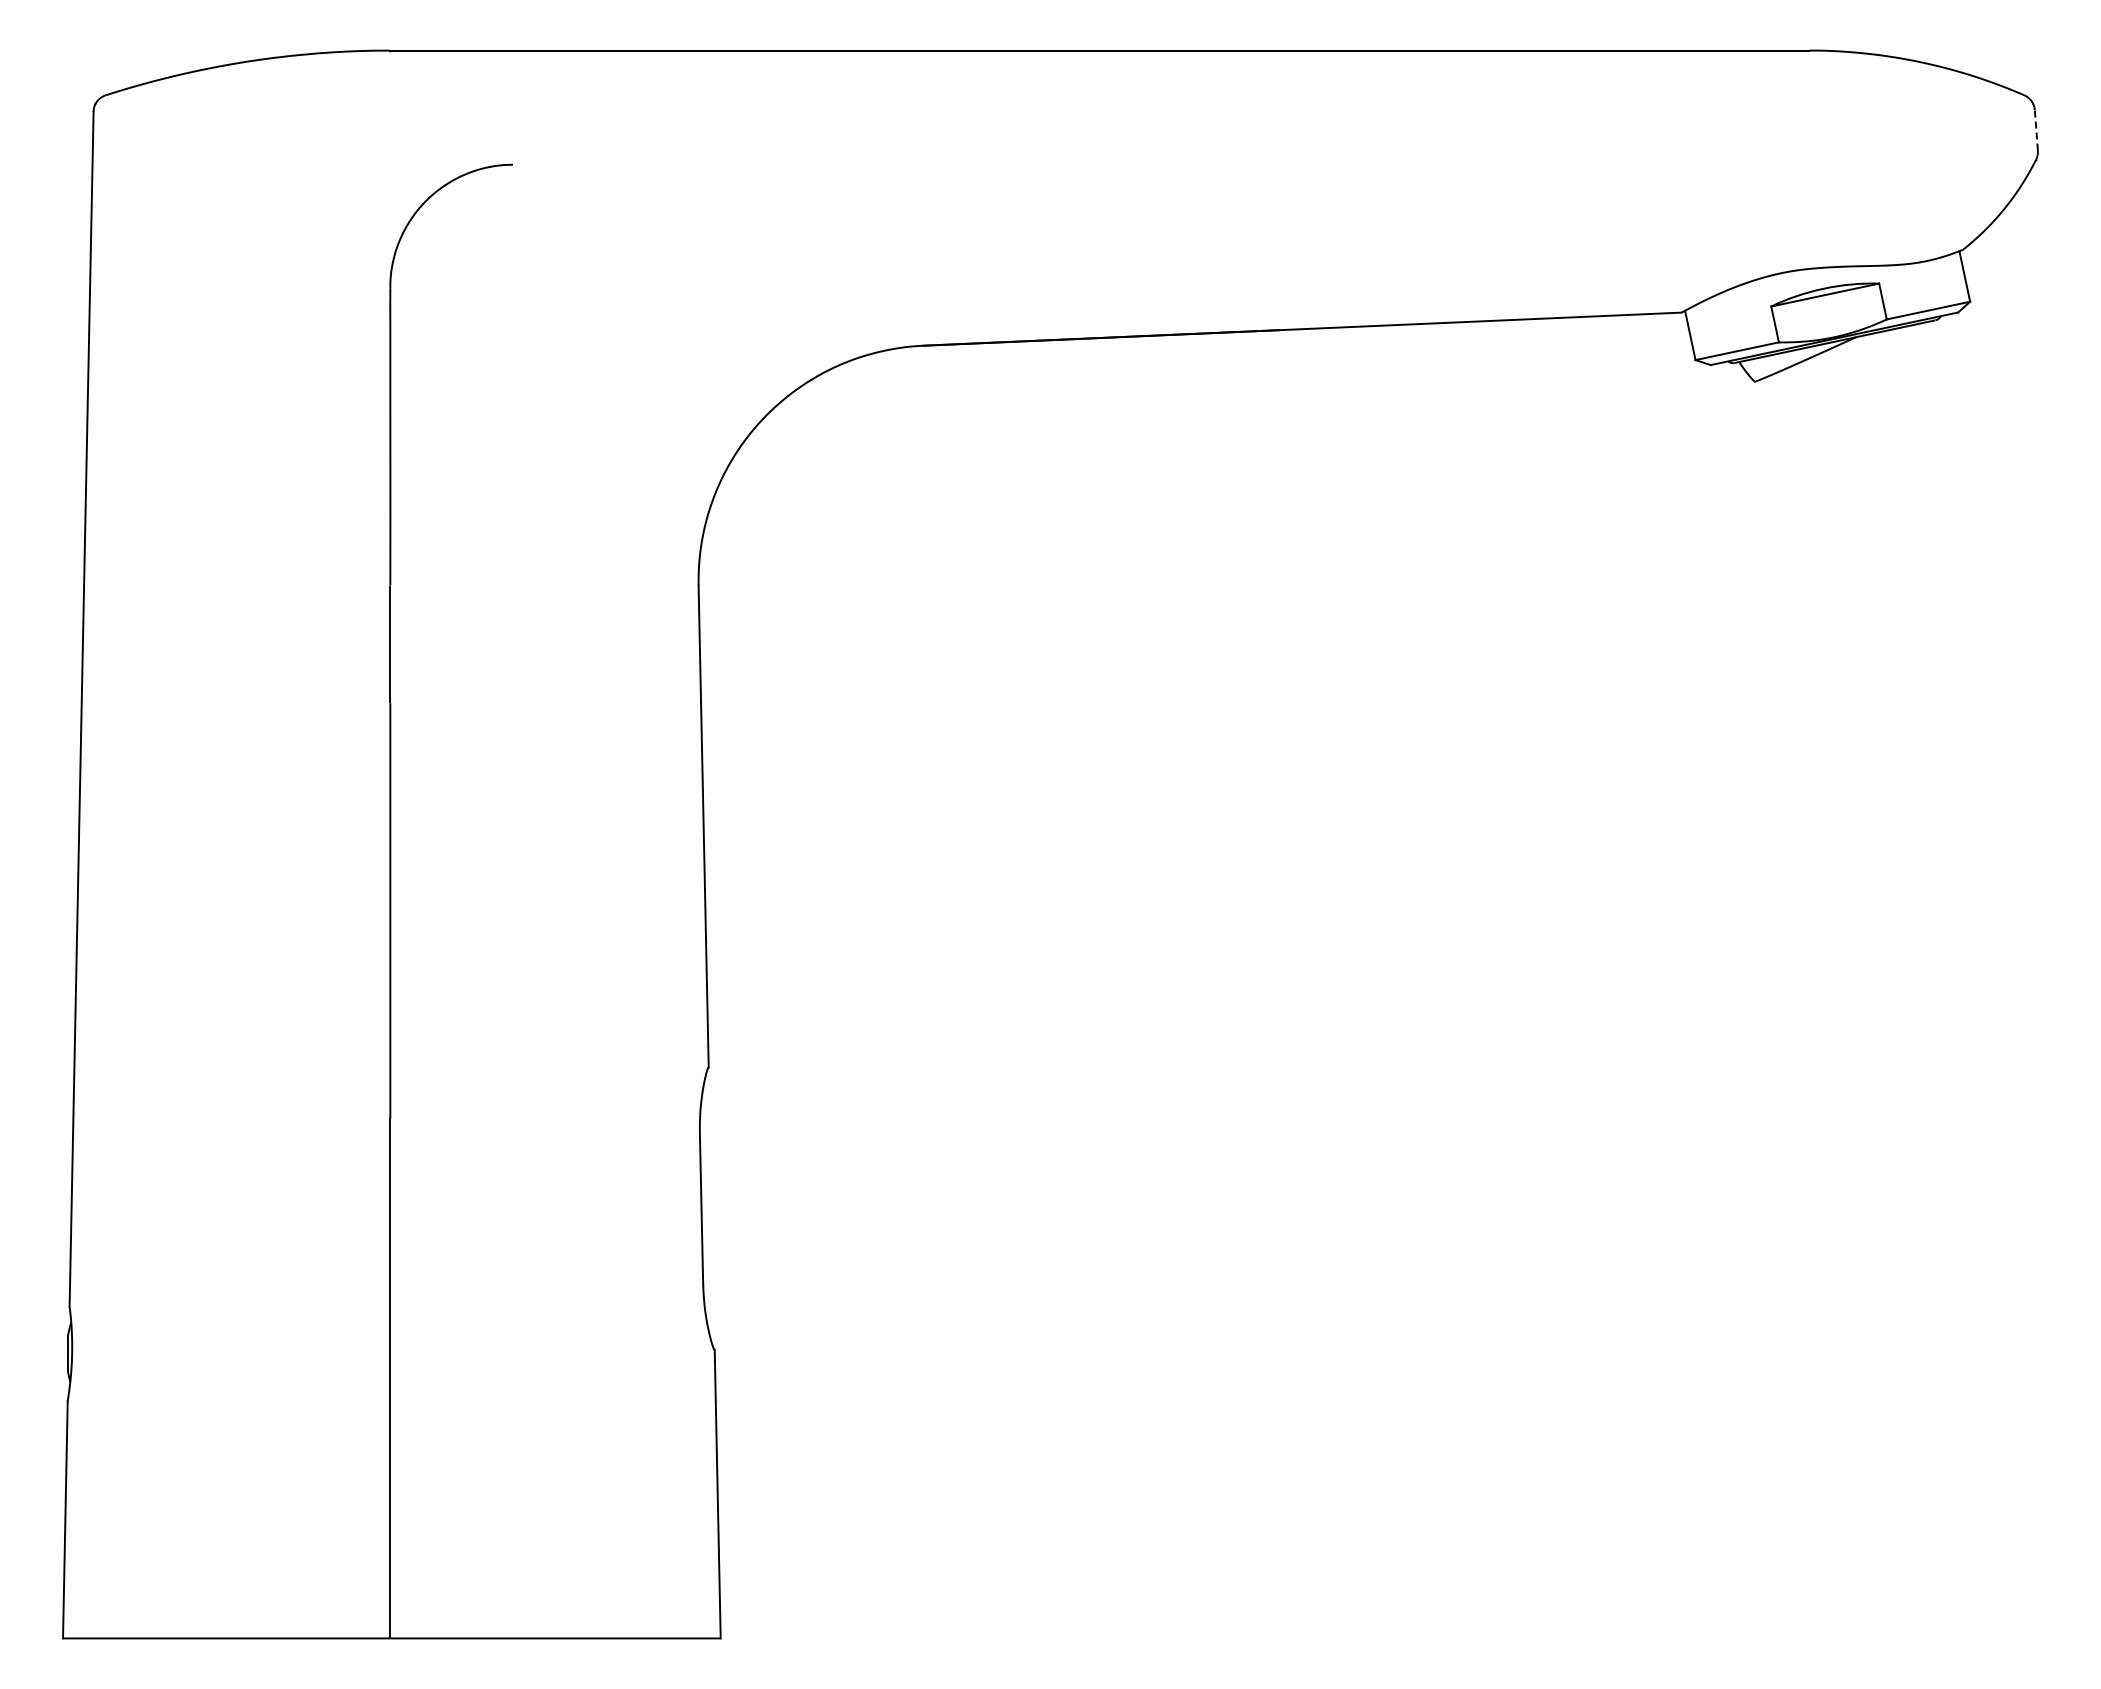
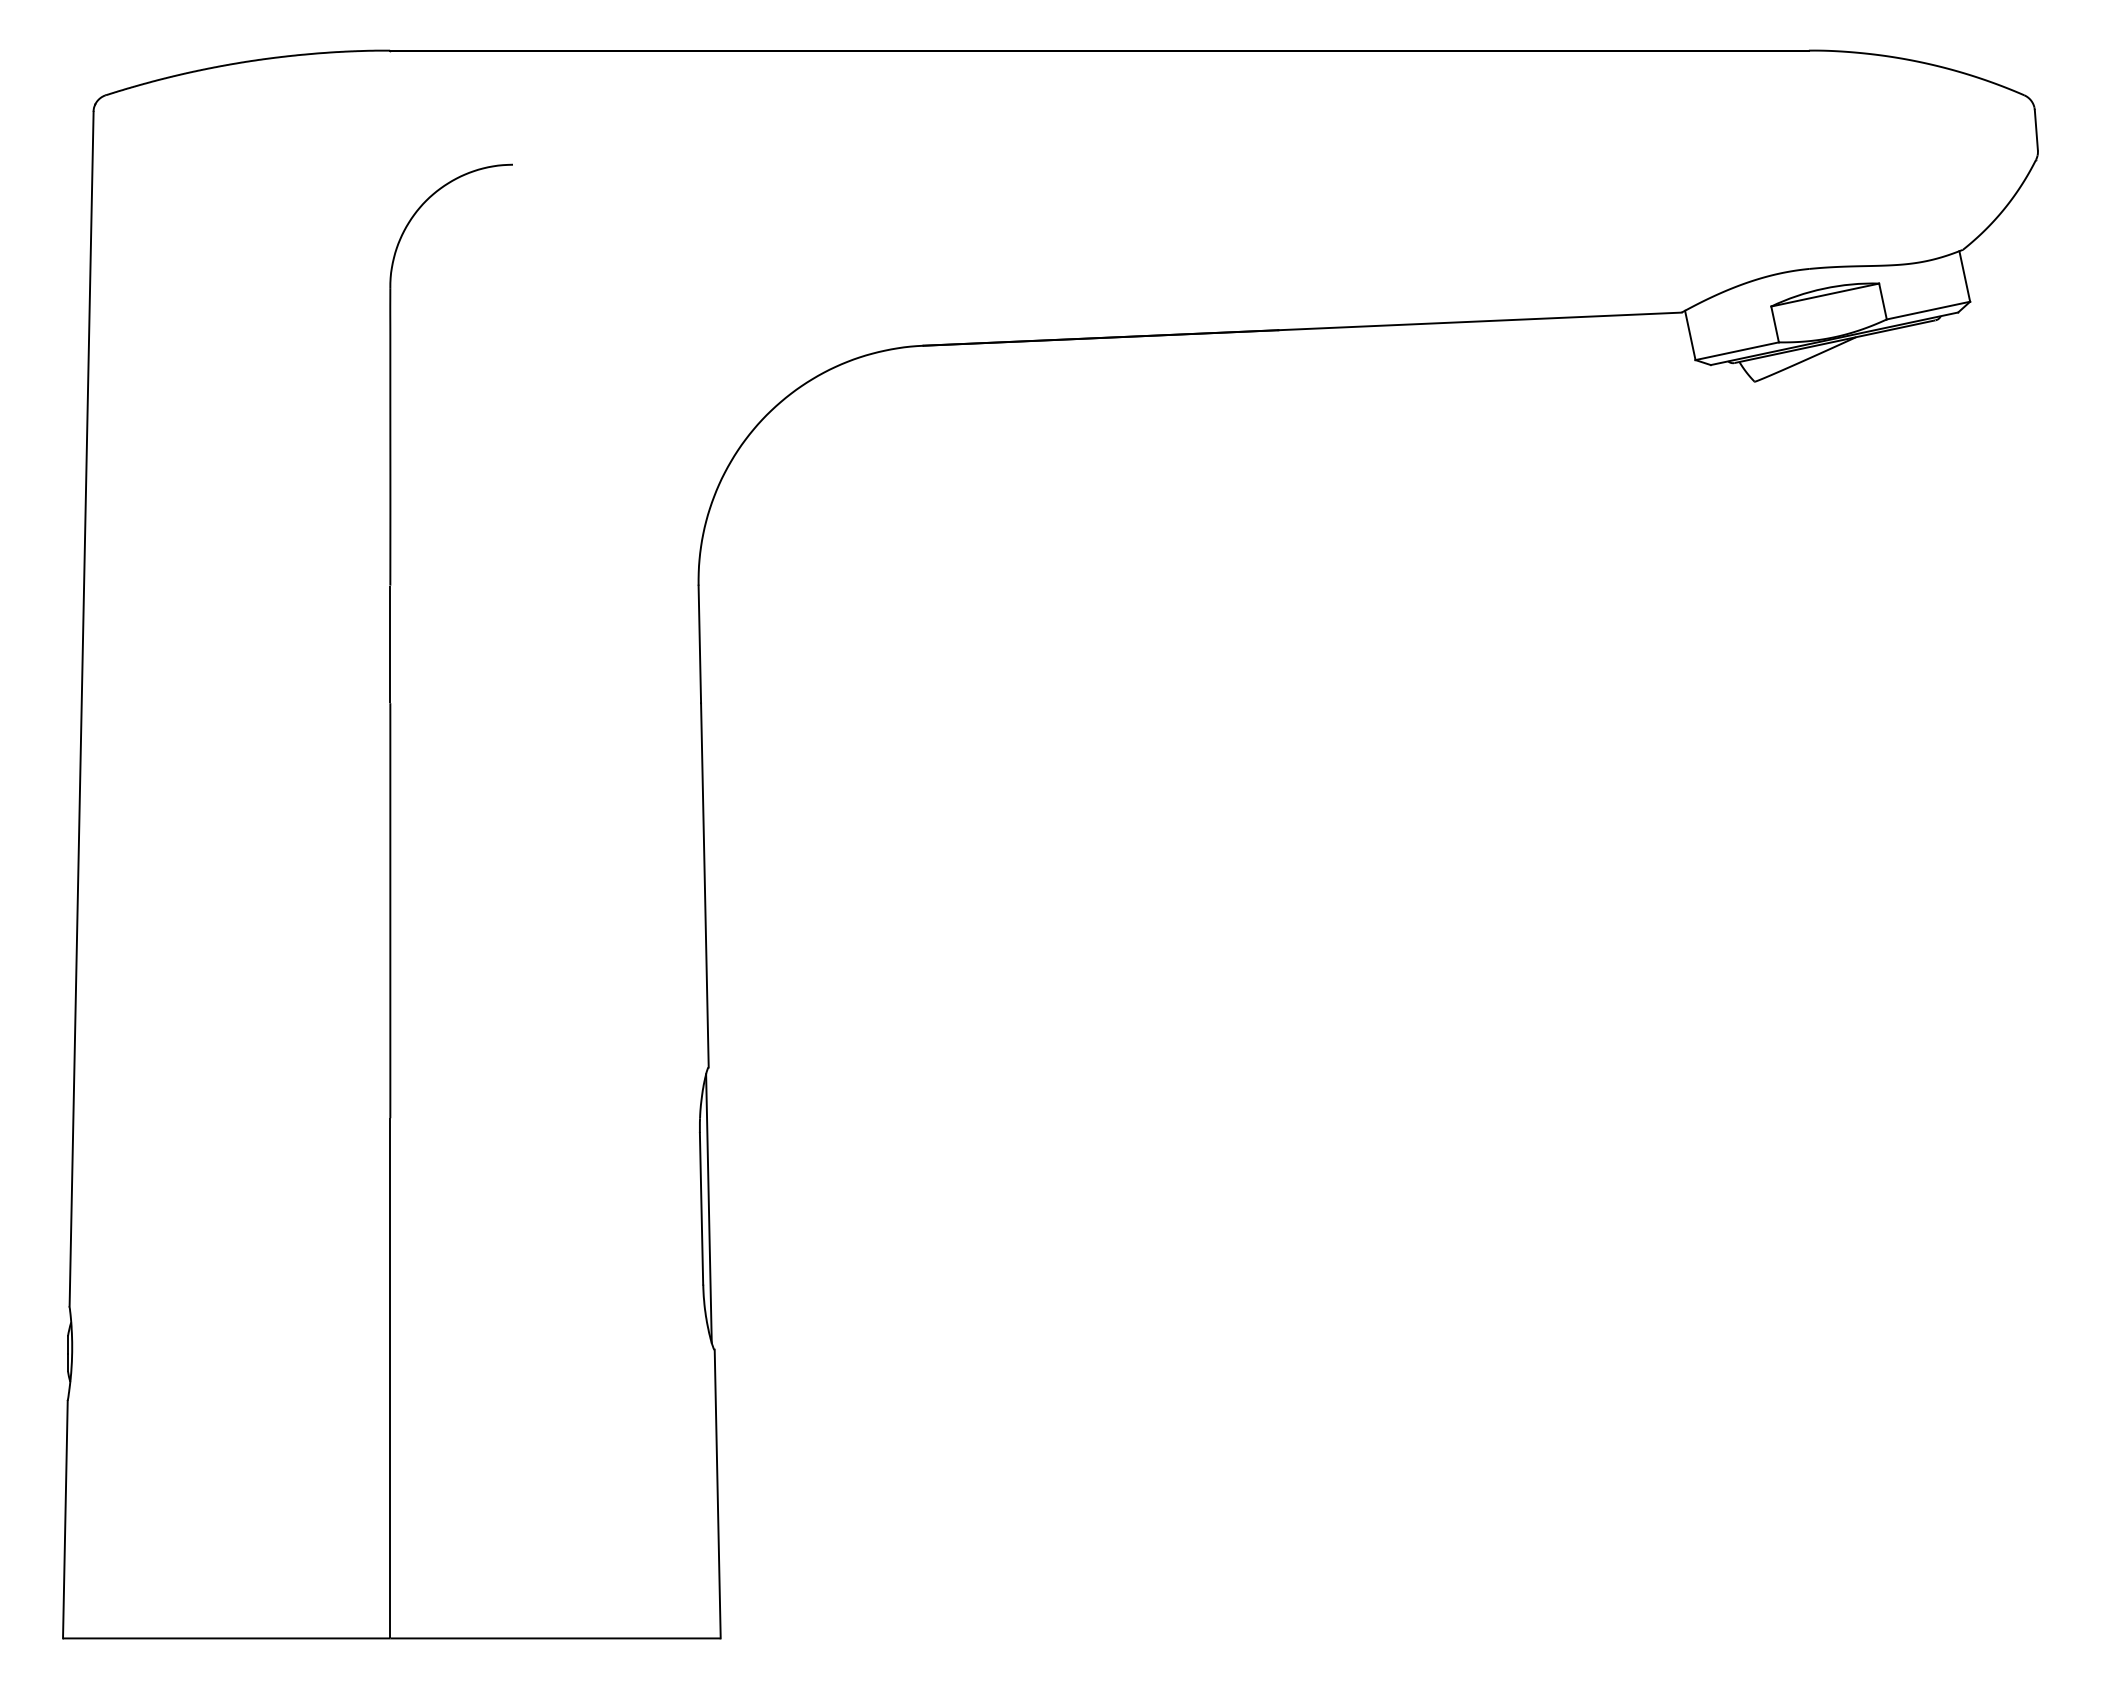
line: dashed -> solid (2036, 129)
line: none -> present (708, 1208)
